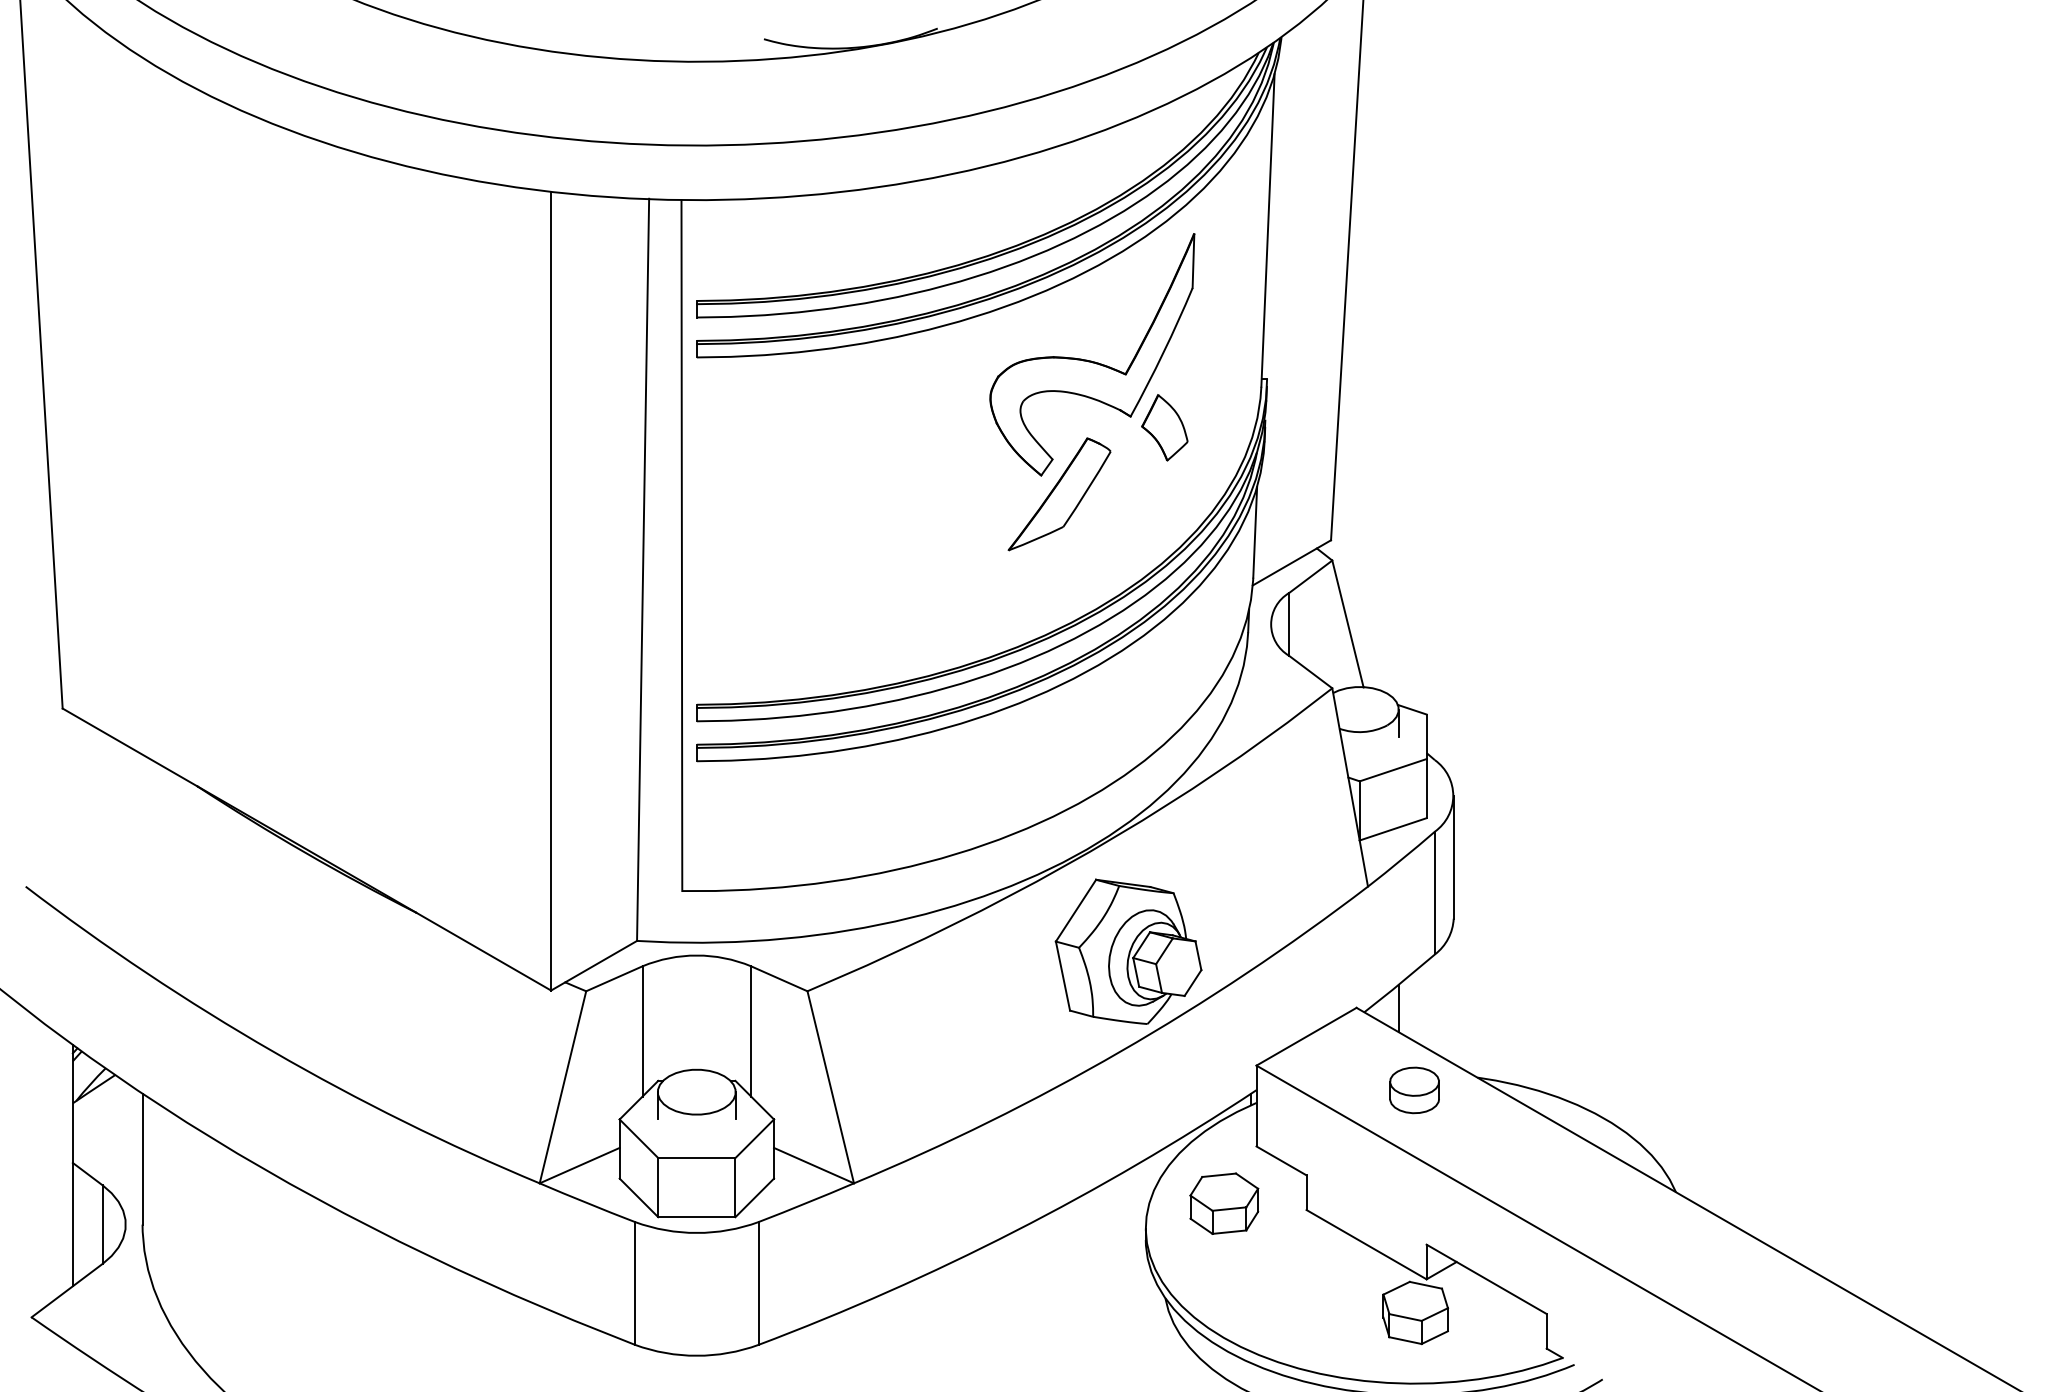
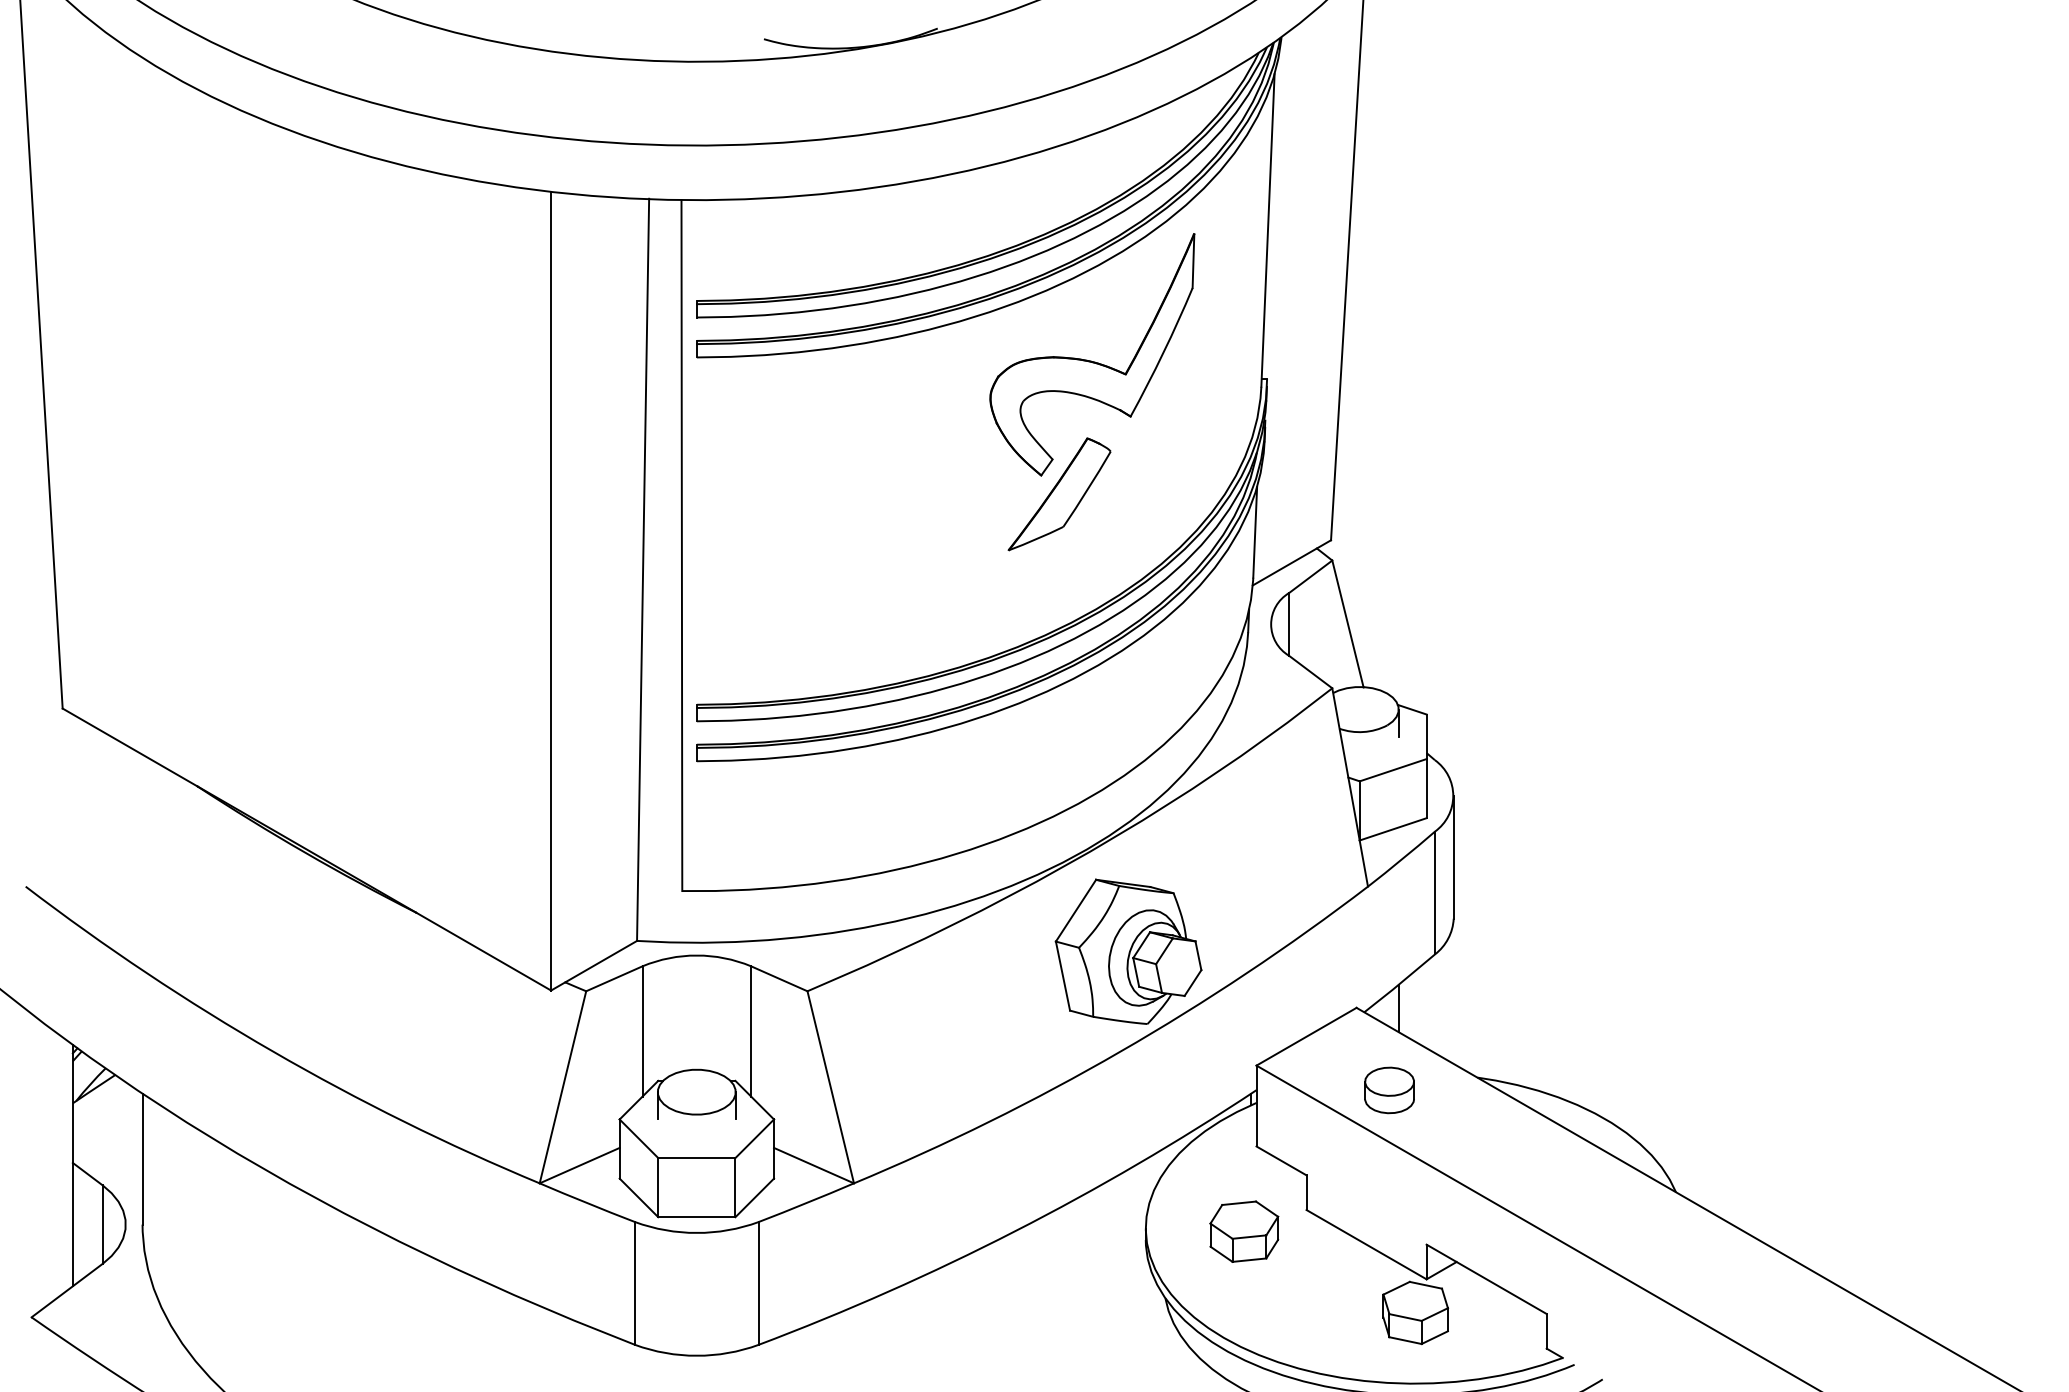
part: present -> none (1164, 427)
part position: (1414, 1090) -> (1389, 1090) (1389, 1090)
part position: (1224, 1203) -> (1244, 1231) (1244, 1231)
